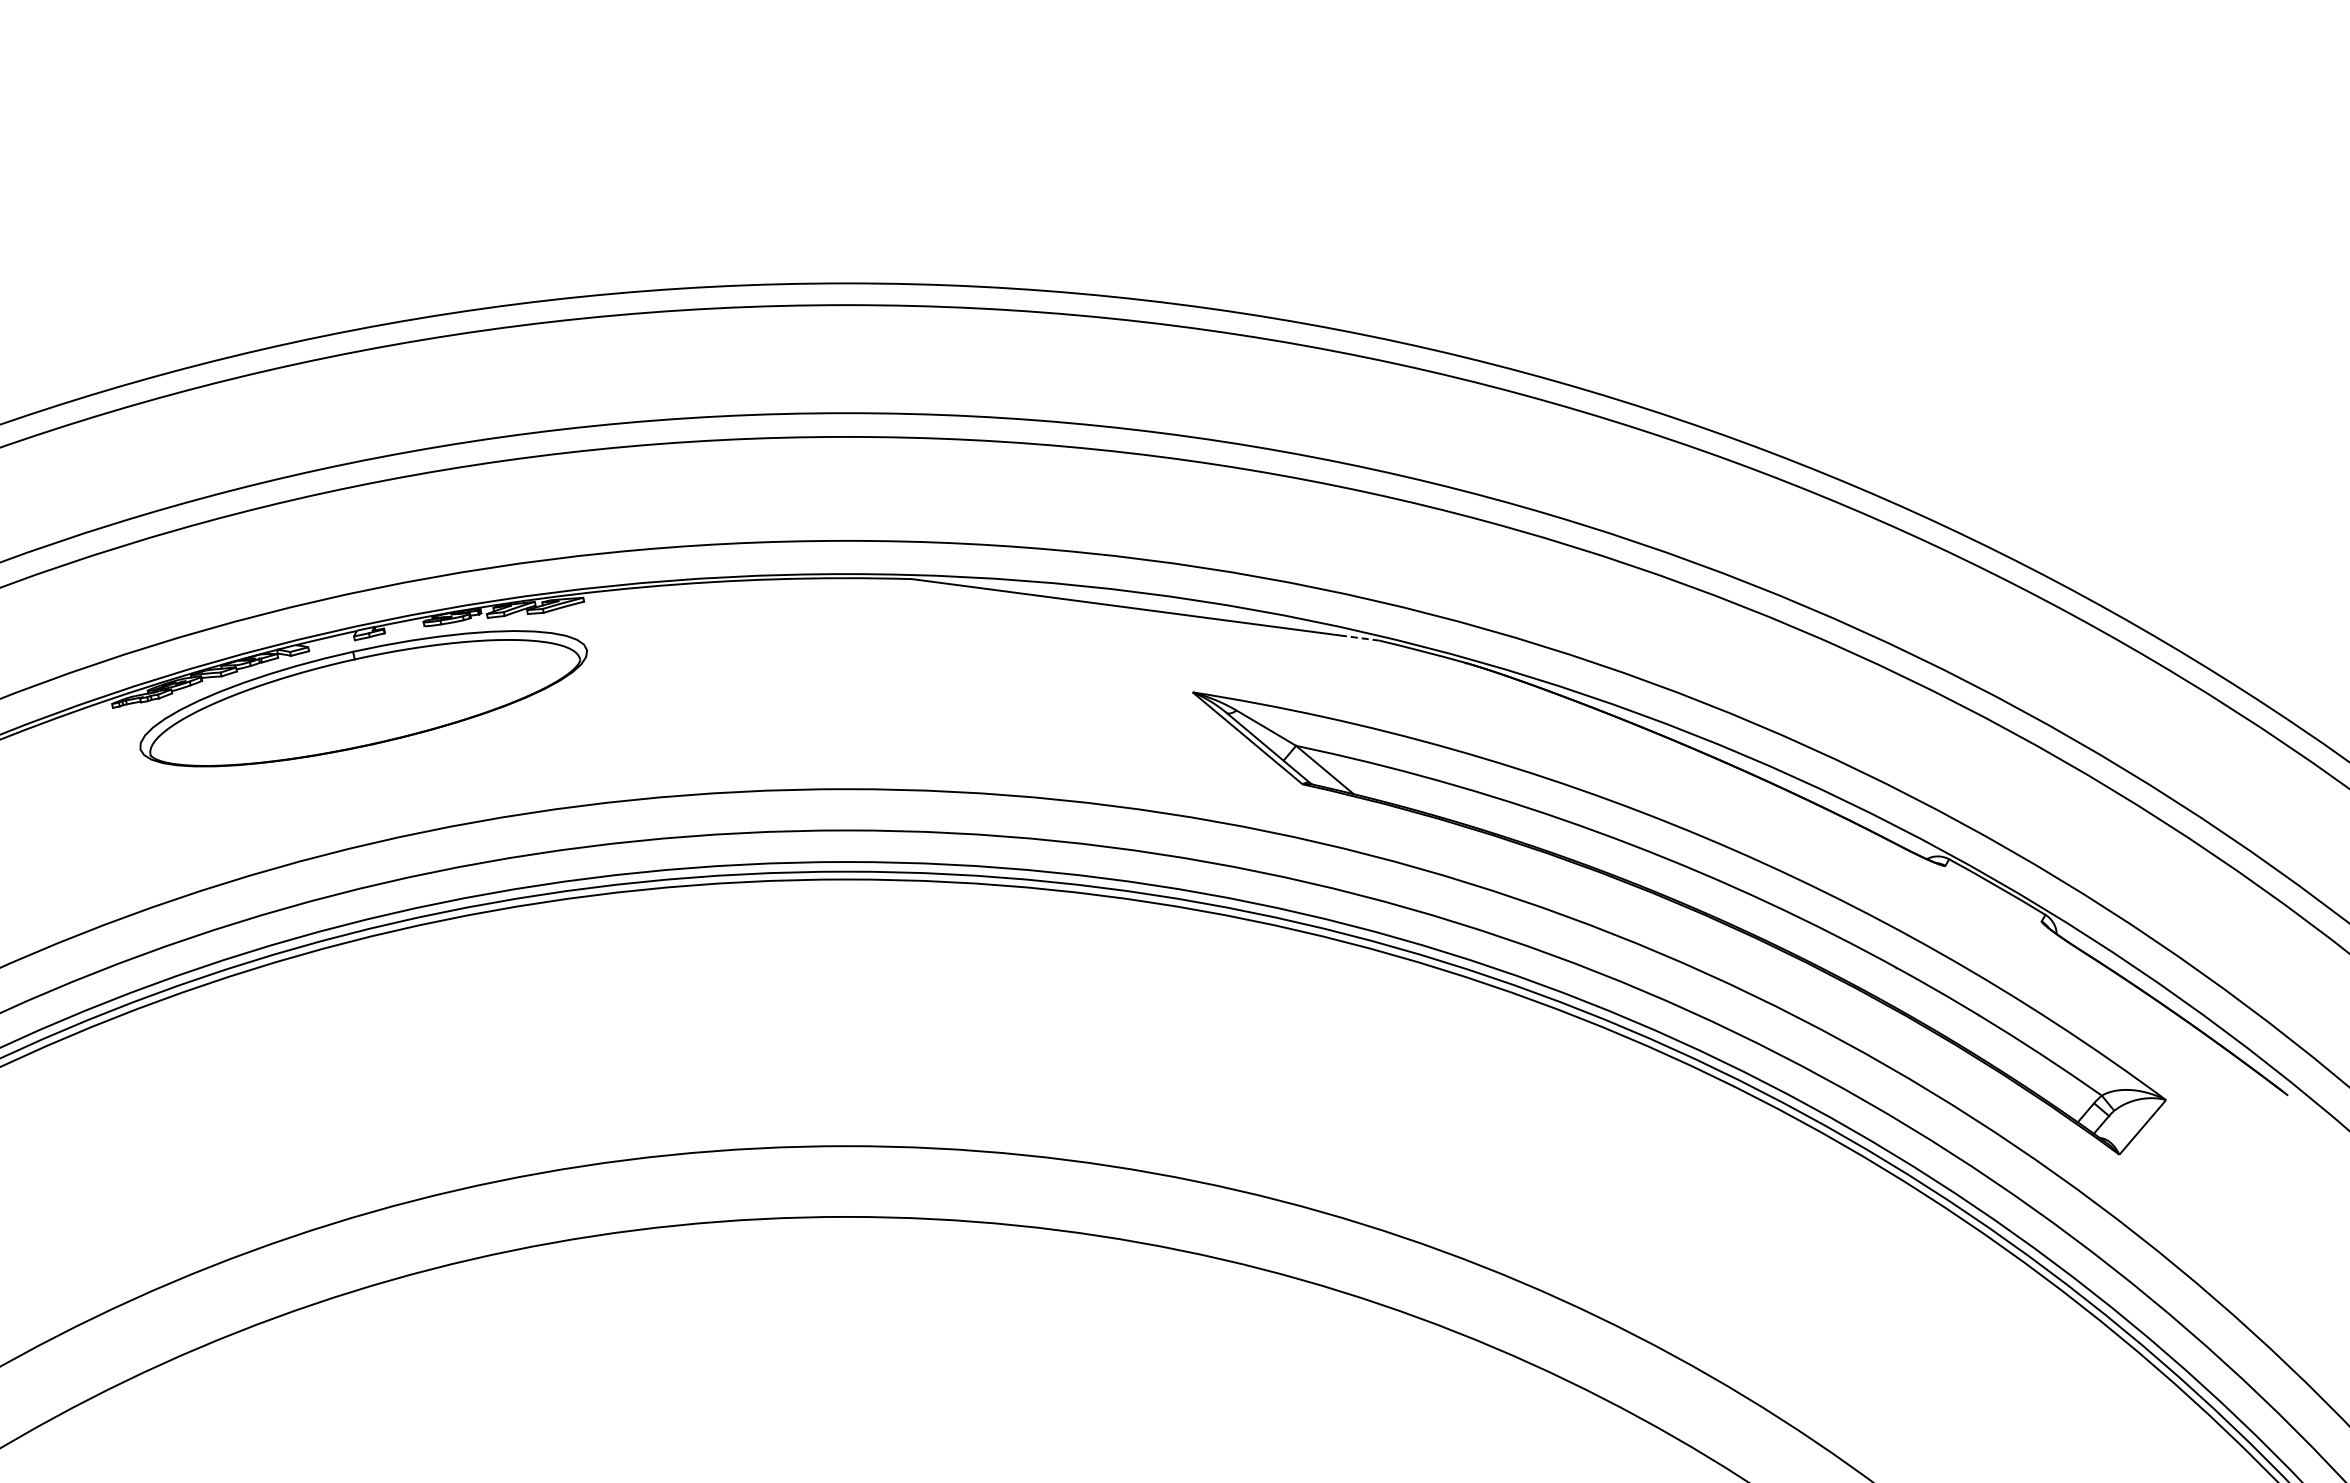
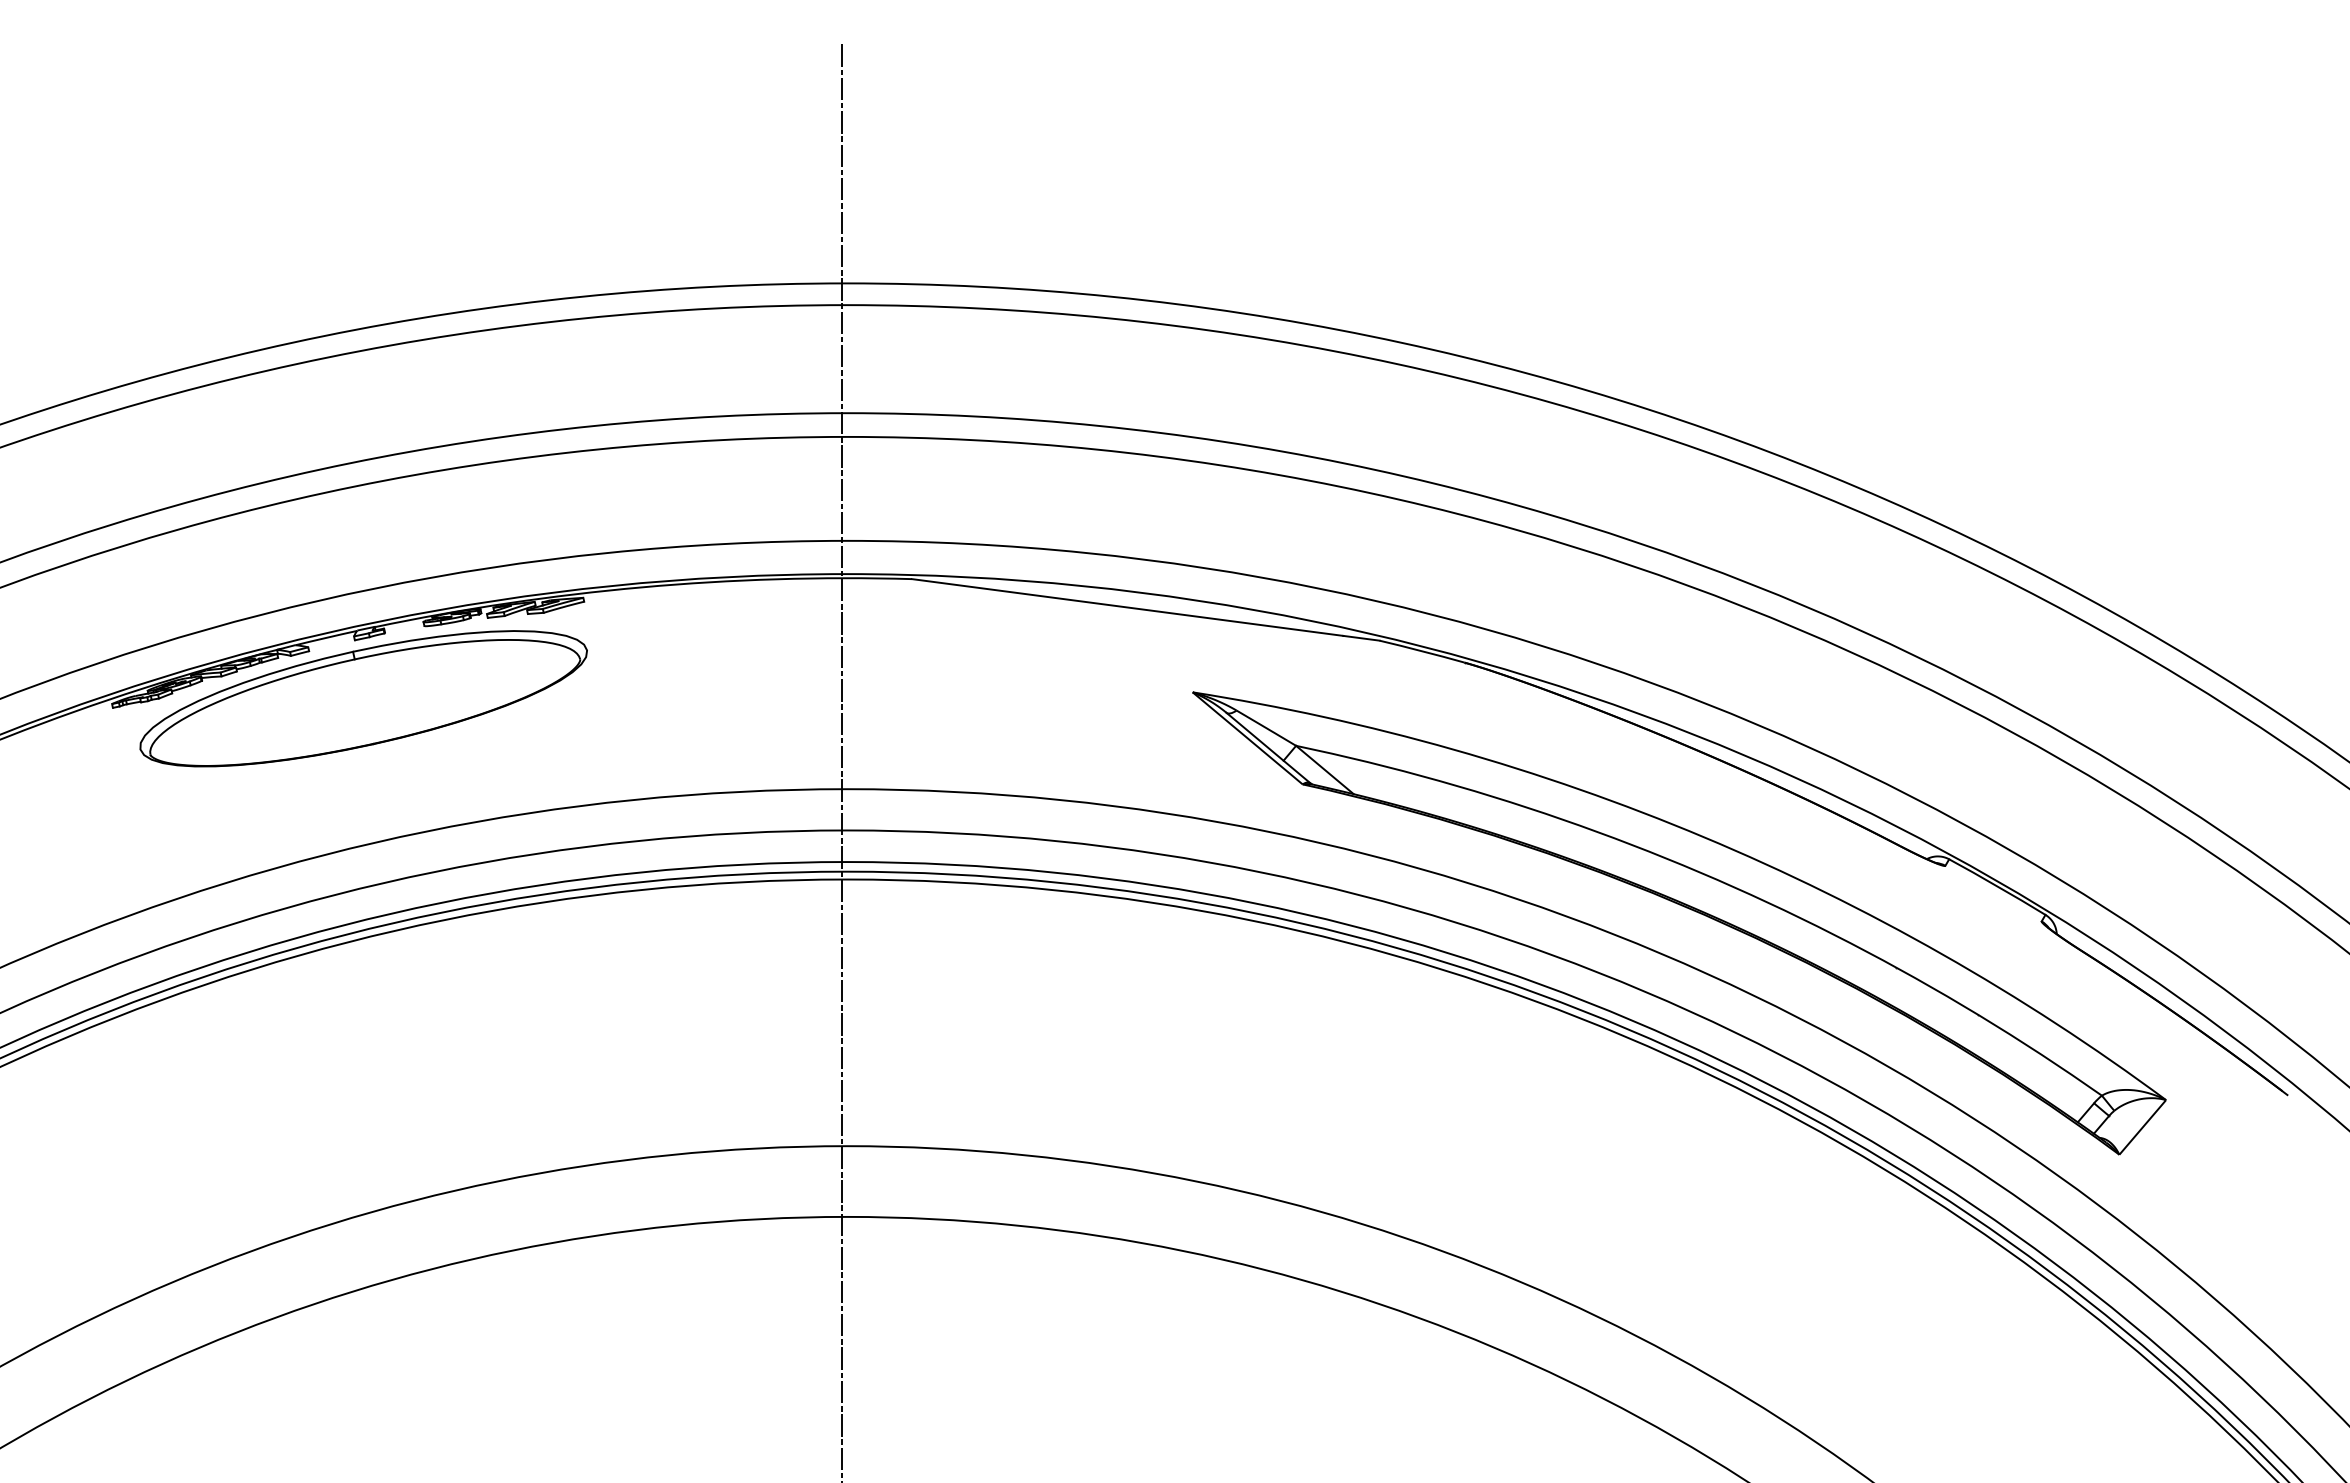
line: dashed -> solid (1360, 638)
line: none -> present (842, 761)
